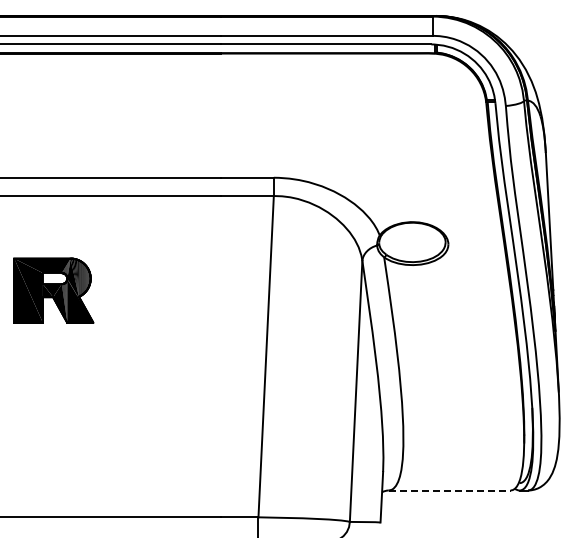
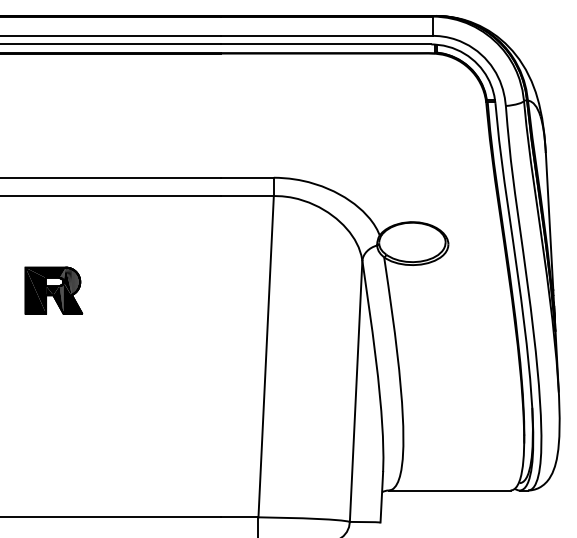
part size: 82x67 px -> 60x49 px (53, 290)
line: dashed -> solid (449, 490)
